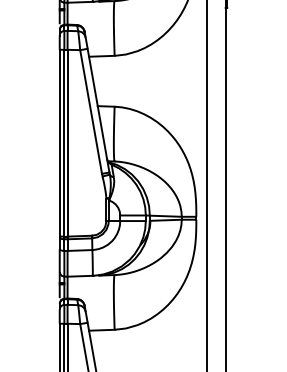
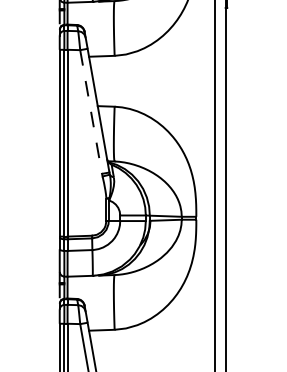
line: solid -> dashed (91, 112)
line position: (206, 185) -> (214, 185) (214, 185)
